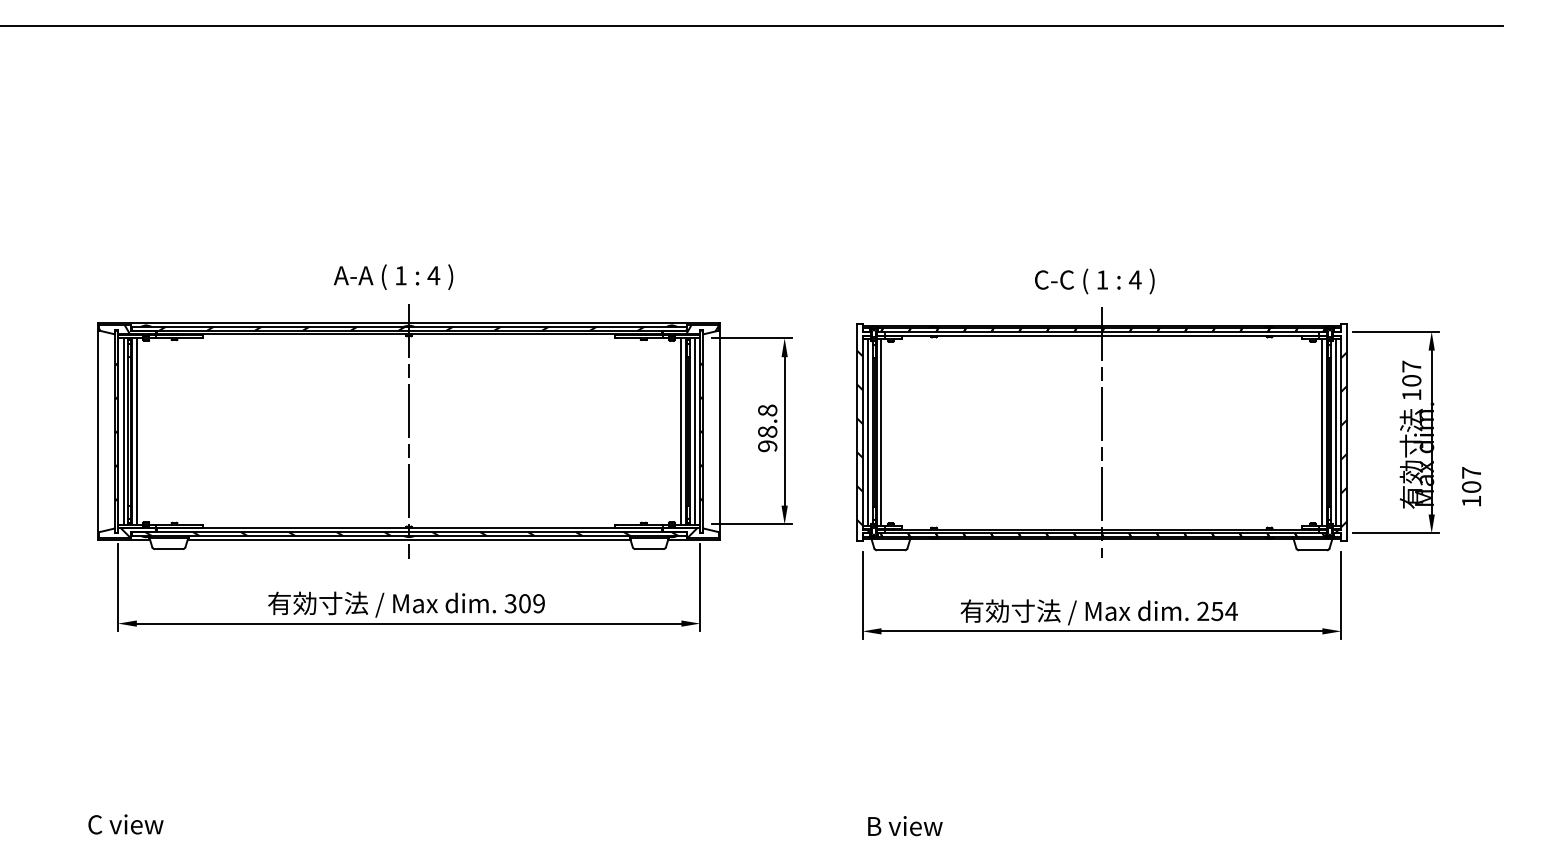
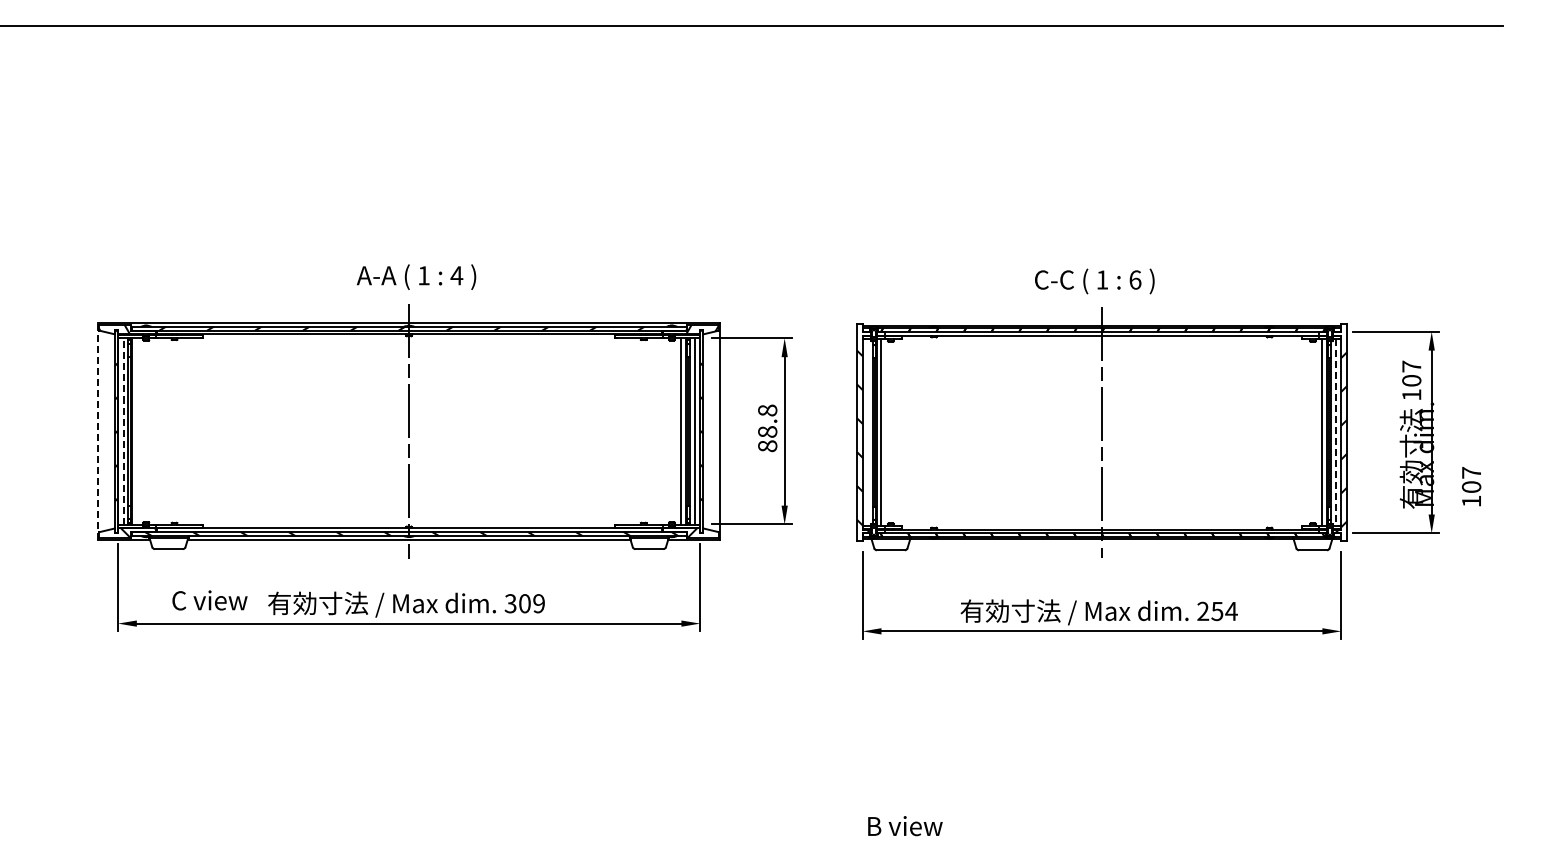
text position: (393, 276) -> (416, 276) (416, 276)
text: 4 -> 6 (1134, 279)
line: solid -> dashed (98, 430)
line: solid -> dashed (123, 430)
line: present -> none (136, 431)
line: present -> none (868, 432)
line: solid -> dashed (1335, 433)
text: 98.8 -> 88.8 (767, 446)
text position: (125, 824) -> (209, 600) (209, 600)
